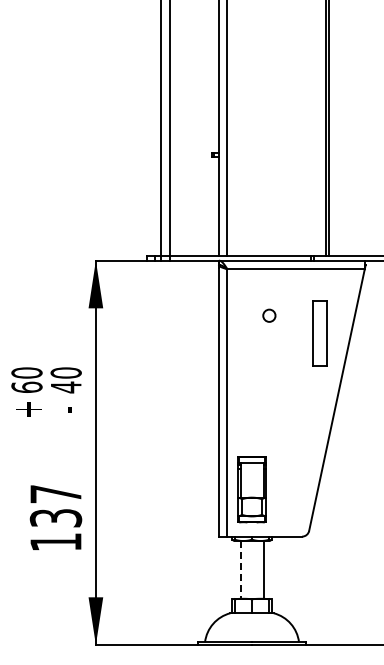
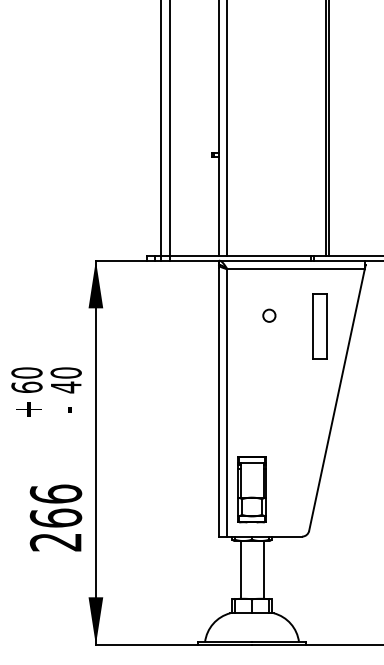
part position: (319, 333) -> (319, 326) (319, 326)
text: 137 -> 266 (55, 517)
line: dashed -> solid (240, 569)
